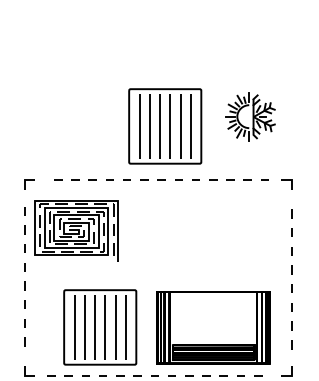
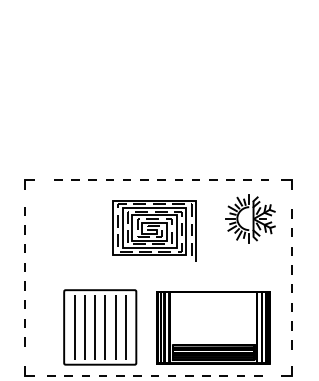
part position: (250, 116) -> (250, 218) (250, 218)
part: present -> none (165, 126)
part position: (76, 230) -> (154, 230) (154, 230)
